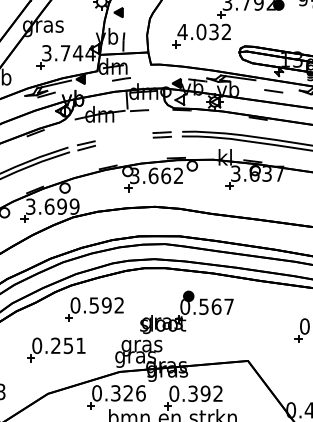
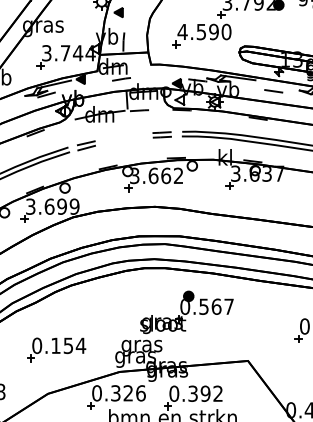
text: 4.032 -> 4.590 (213, 31)
part: present -> none (94, 309)
text: 0.251 -> 0.154 (68, 345)
